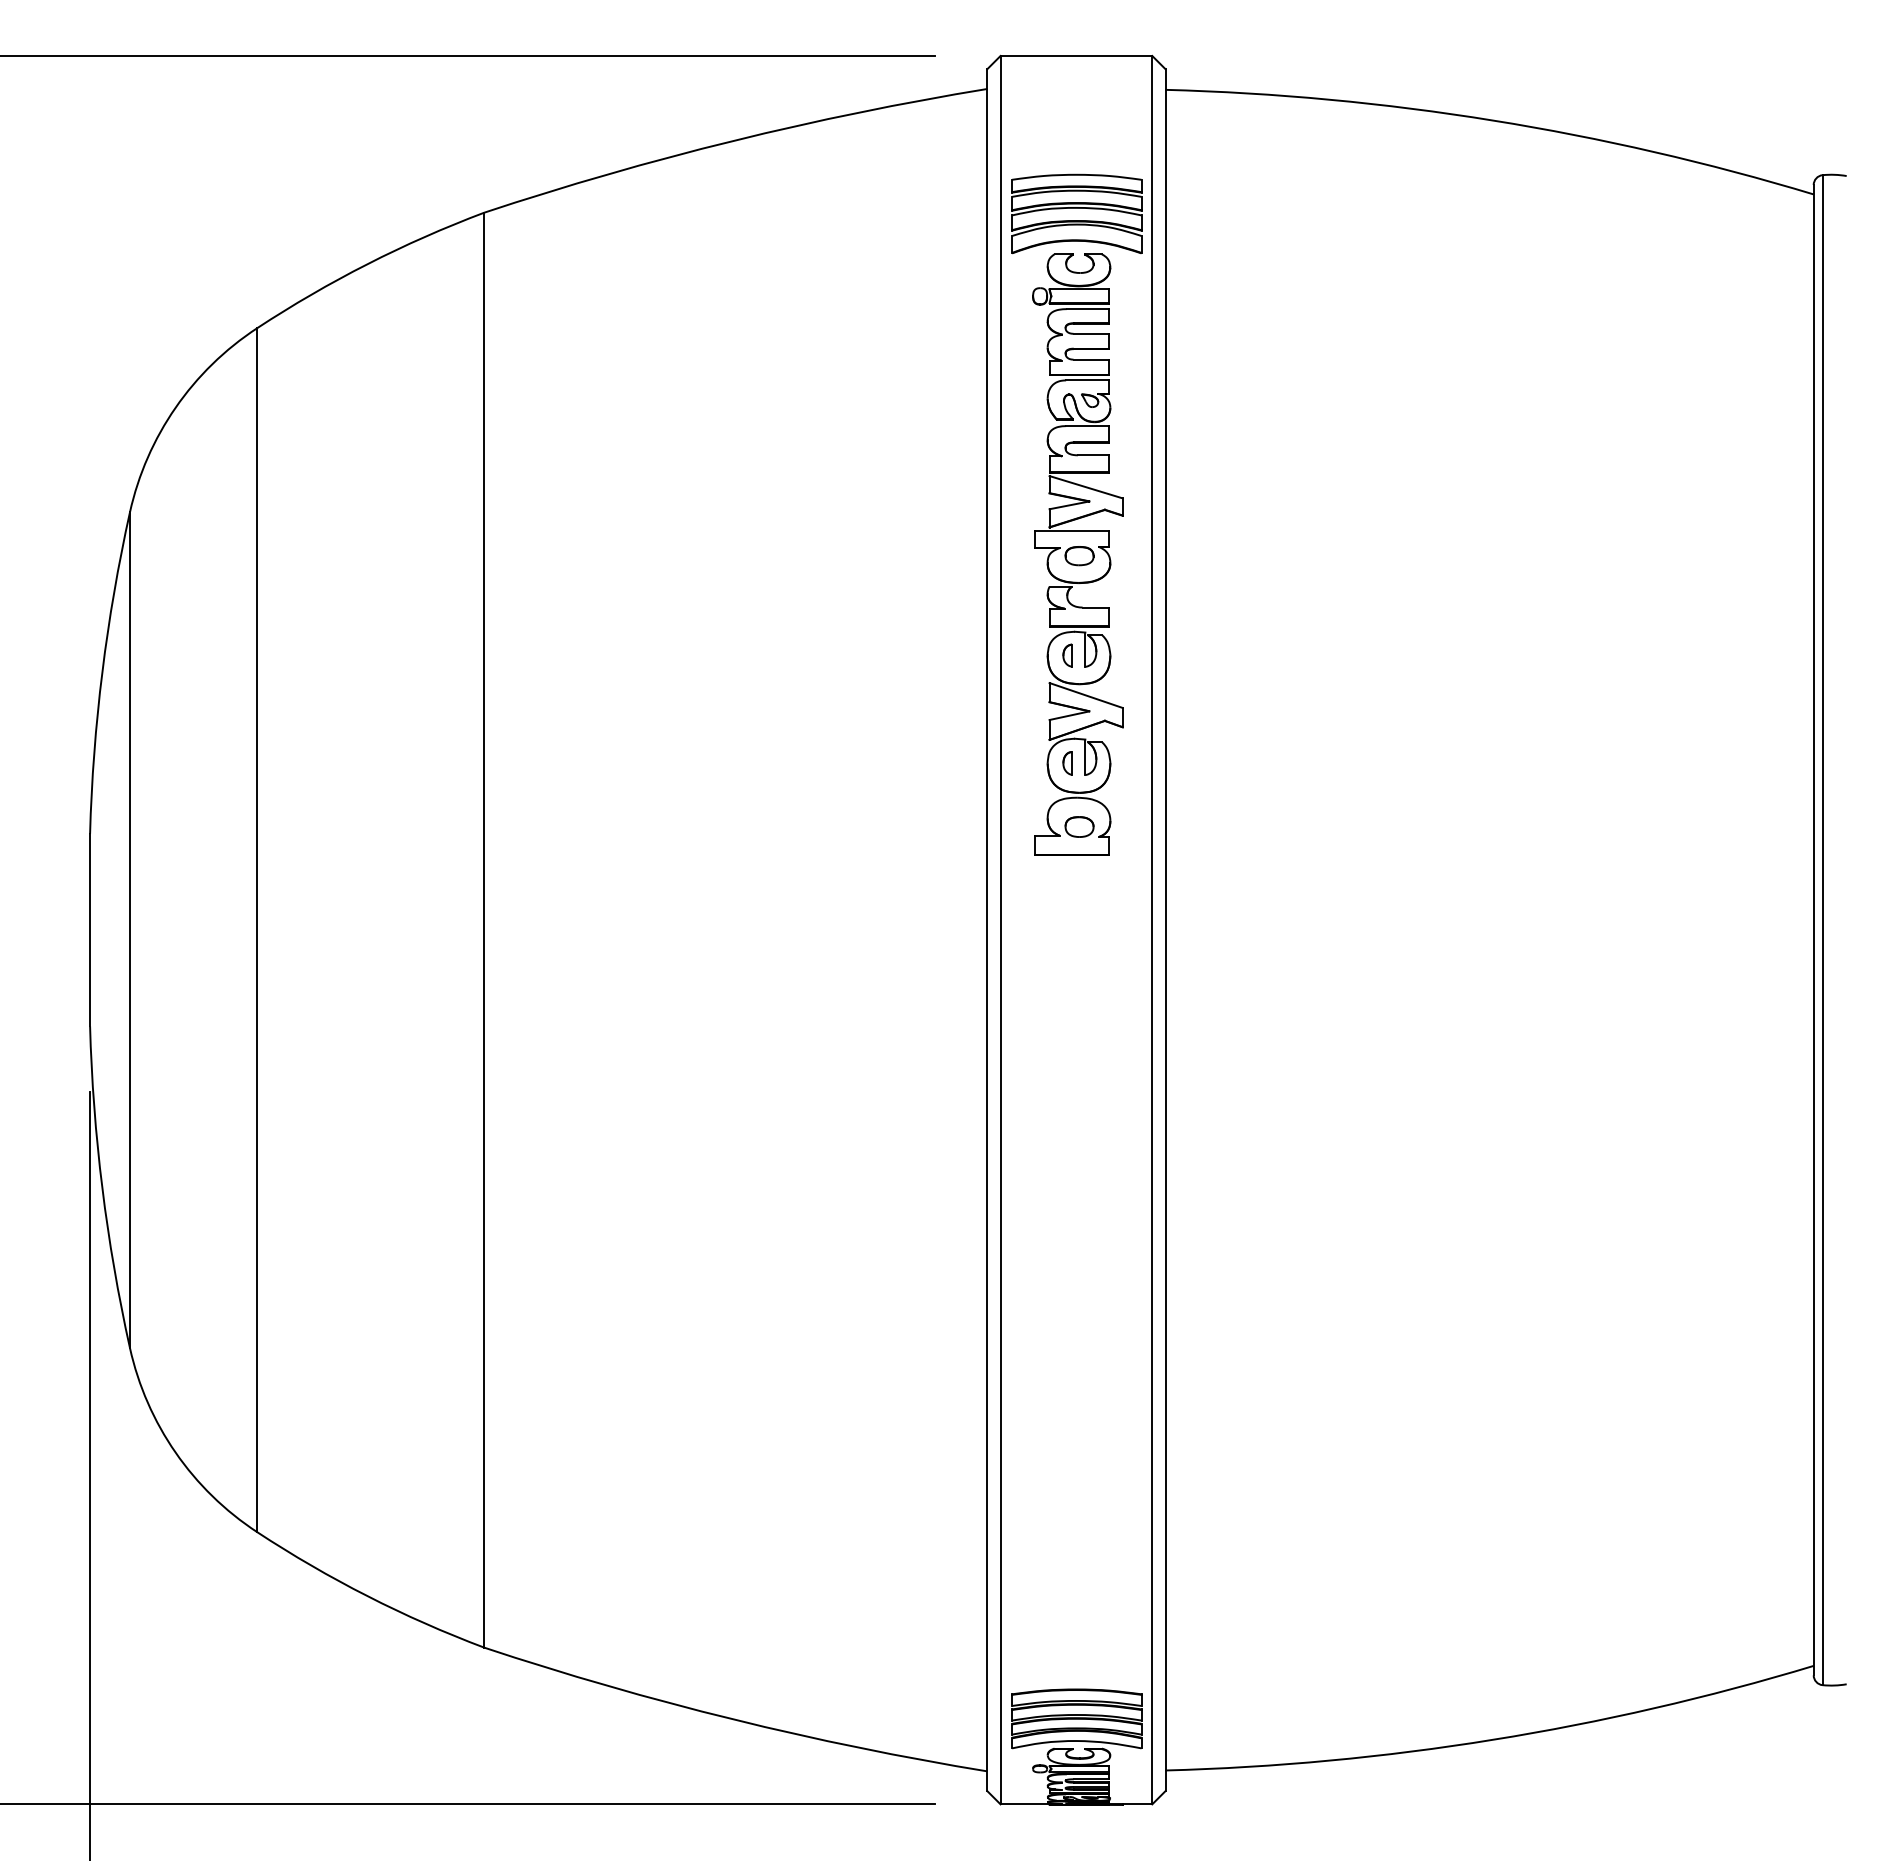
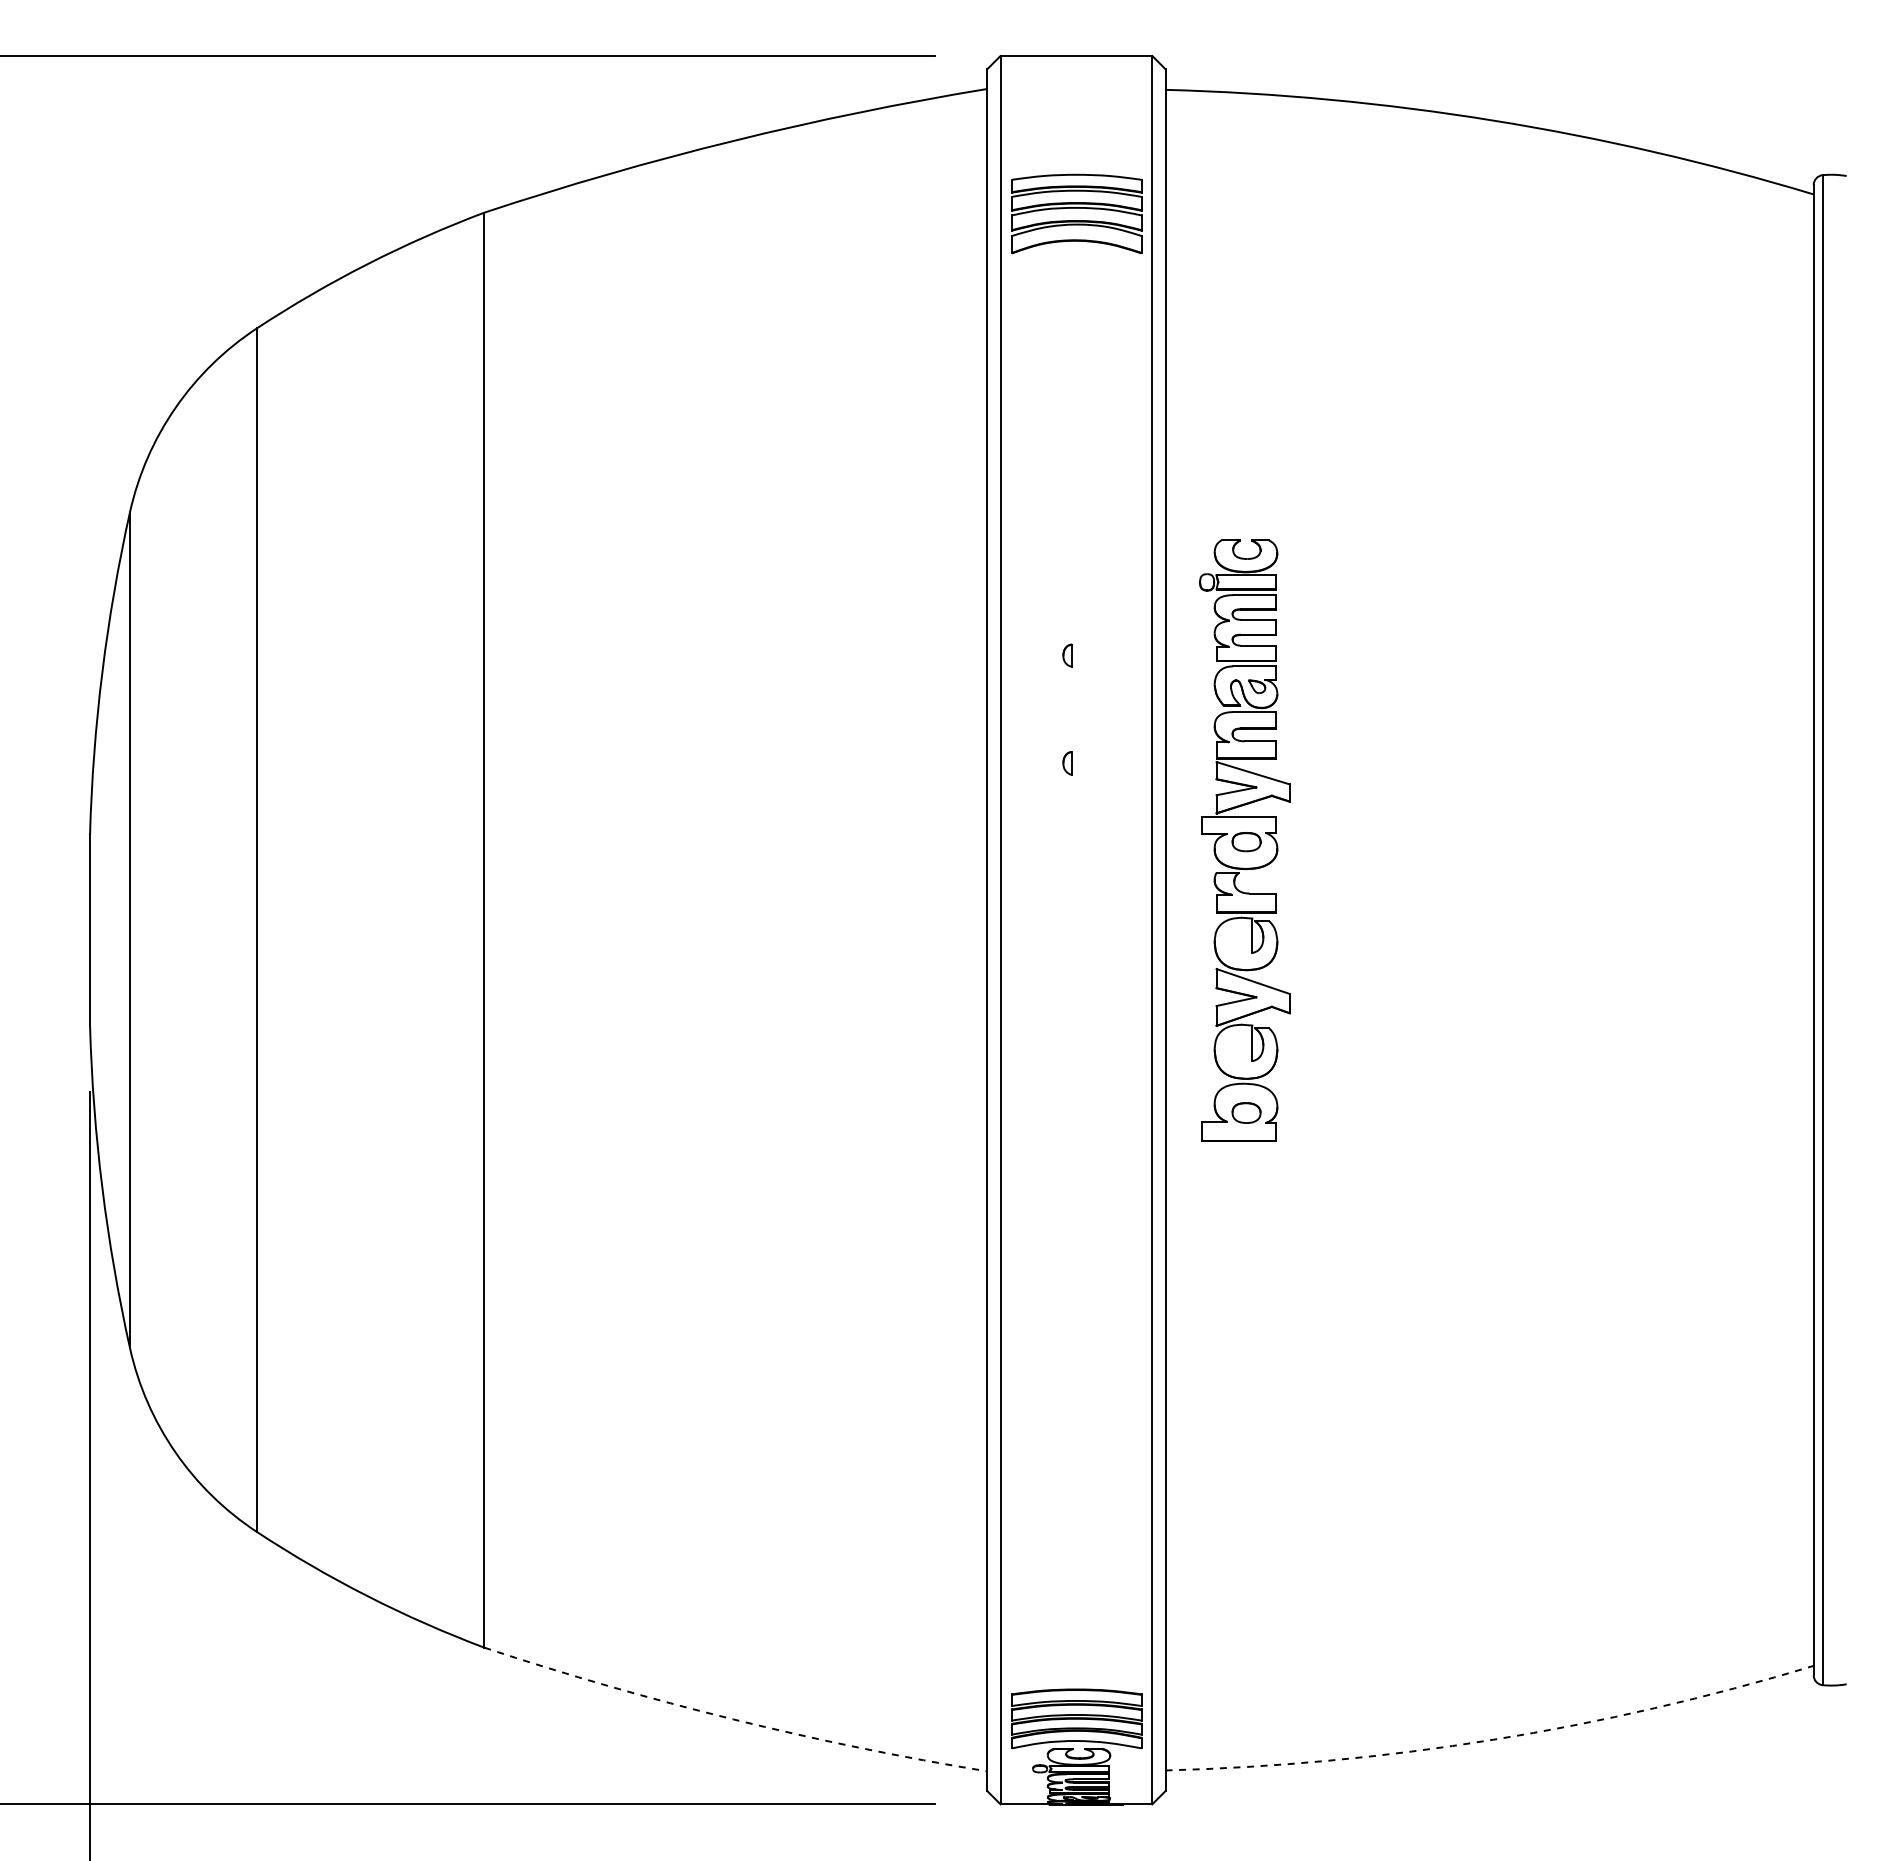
part position: (1077, 554) -> (1244, 840) (1244, 840)
arc: solid -> dashed (733, 1719)
arc: solid -> dashed (1493, 1739)
